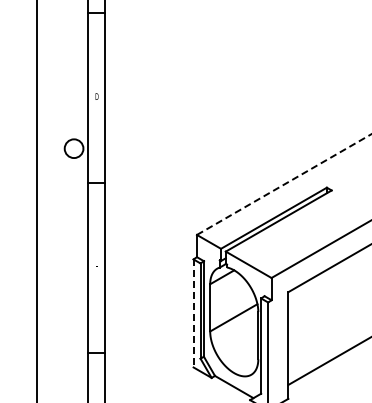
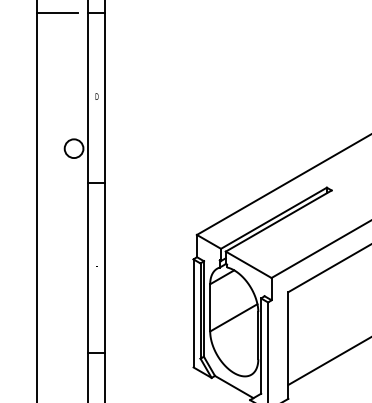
line: none -> present (56, 12)
line: dashed -> solid (284, 184)
line: dashed -> solid (193, 313)
